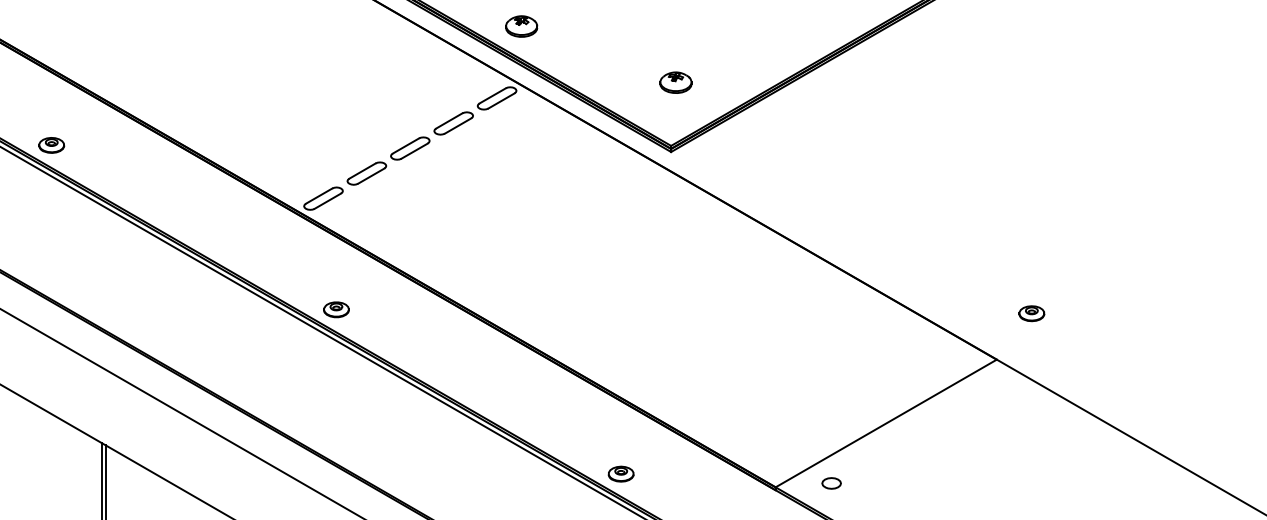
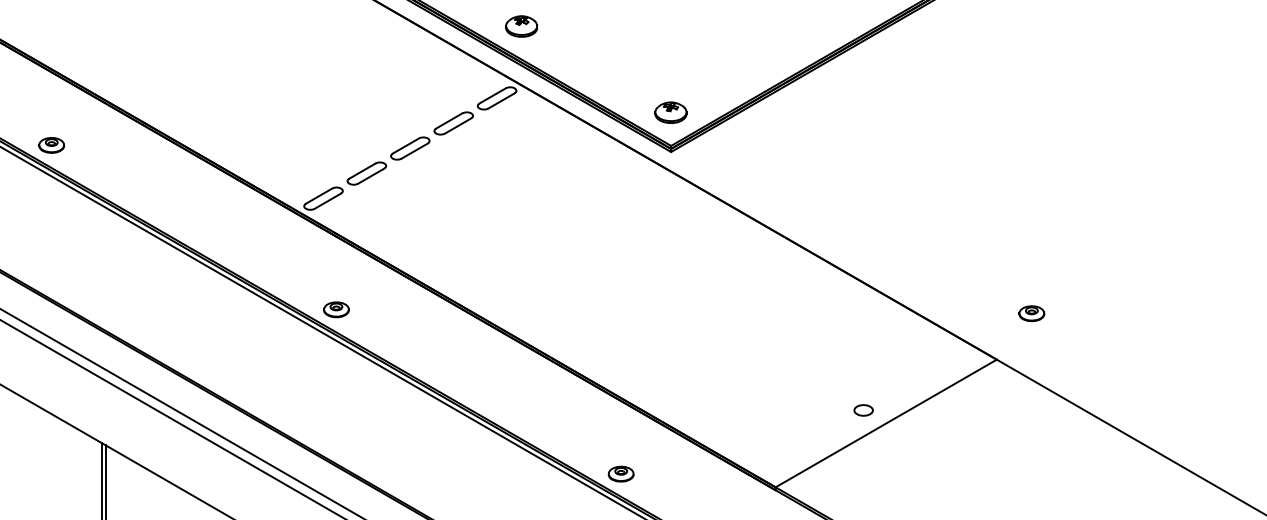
part position: (675, 82) -> (670, 112) (670, 112)
line: none -> present (171, 418)
part position: (831, 483) -> (863, 410) (863, 410)
